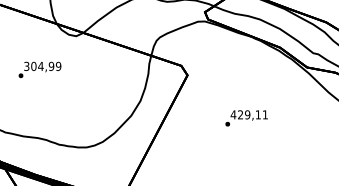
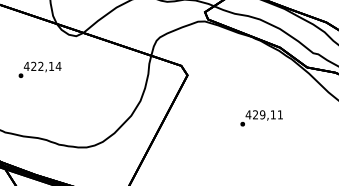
text: 304,99 -> 422,14 (42, 65)
text position: (246, 118) -> (261, 118) (261, 118)
